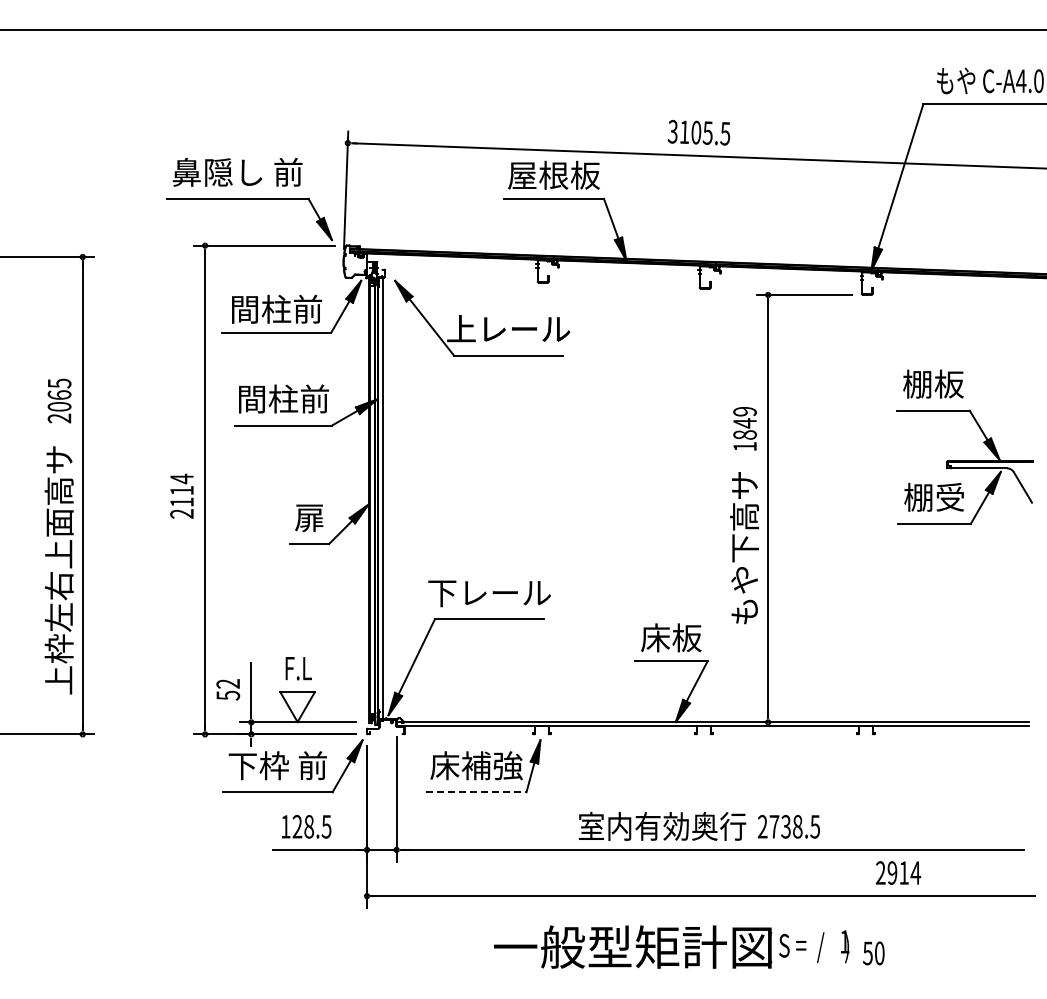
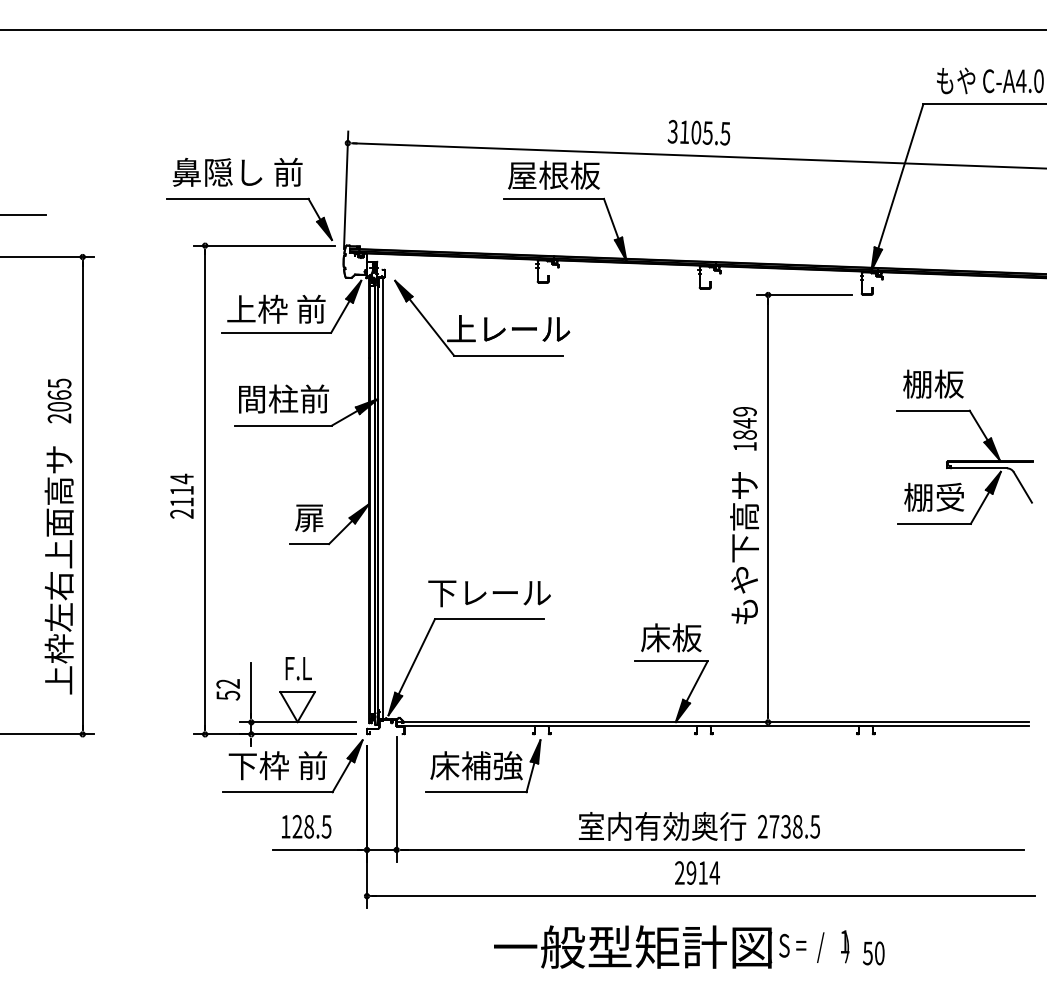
line: none -> present (23, 215)
text: 間柱前 -> 上枠 前 (276, 308)
line: dashed -> solid (476, 792)
text position: (898, 872) -> (697, 872) (697, 872)
